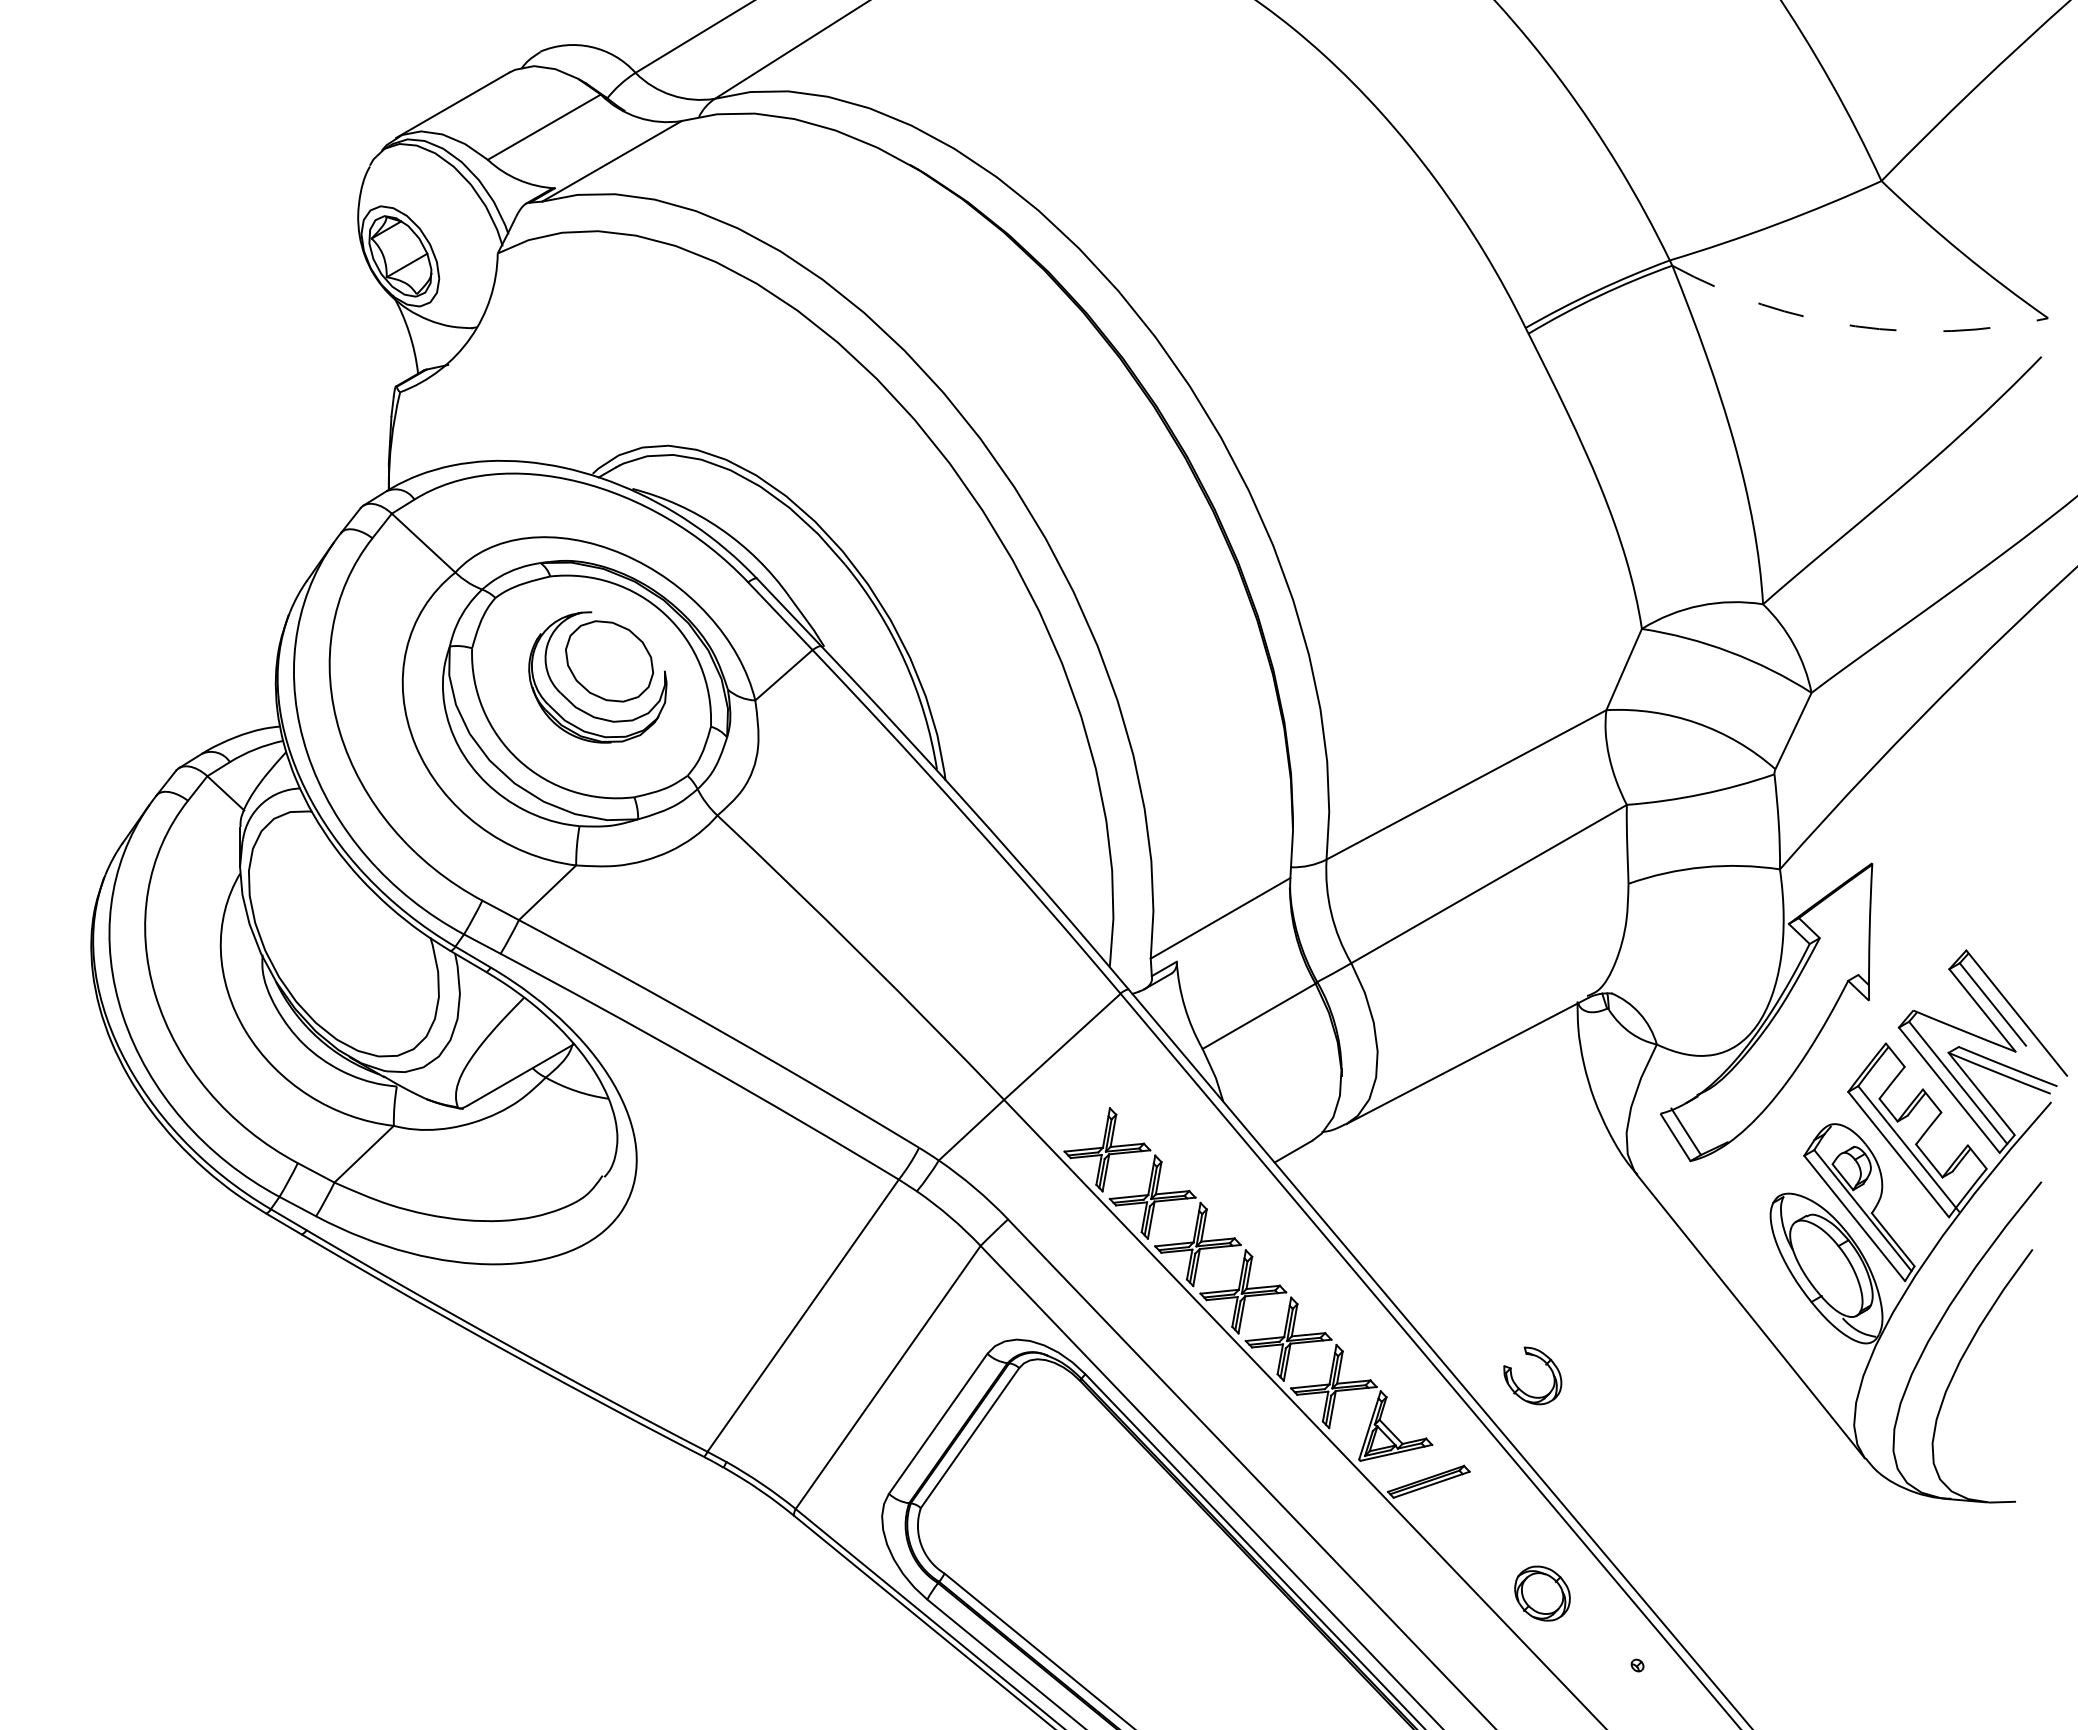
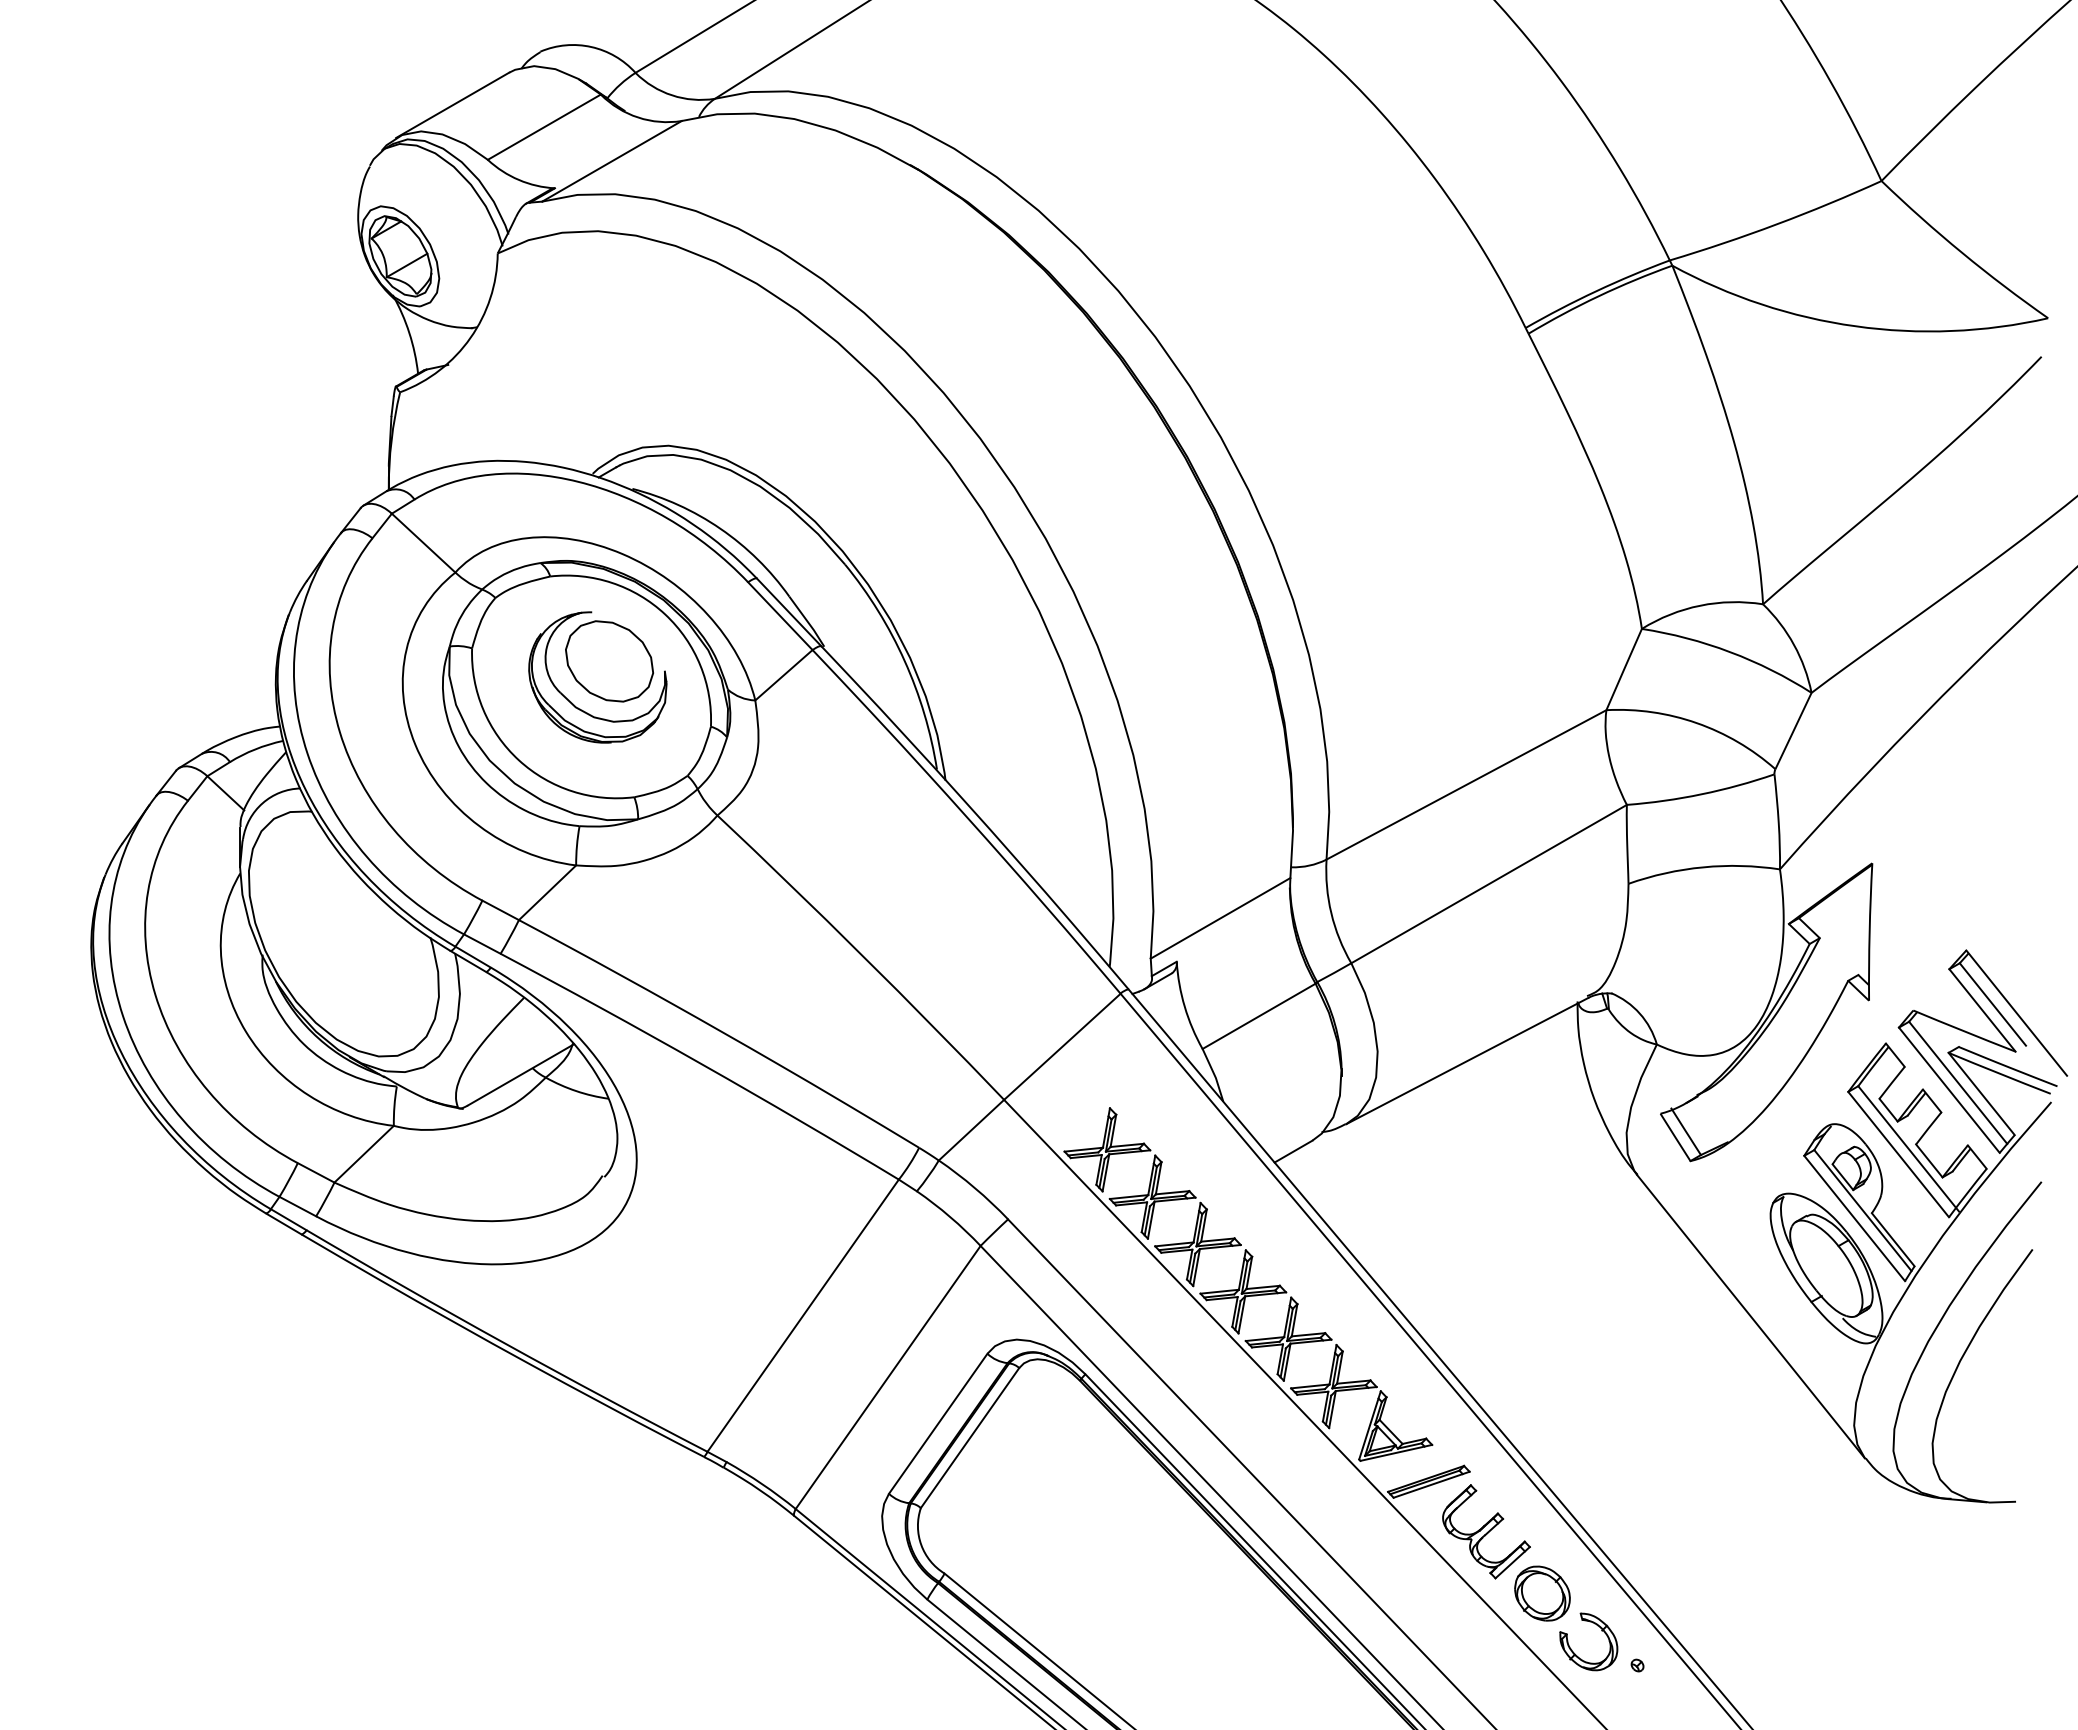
arc: dashed -> solid (1855, 326)
part position: (1545, 1365) -> (1601, 1631) (1601, 1631)
part: none -> present (1486, 1531)
